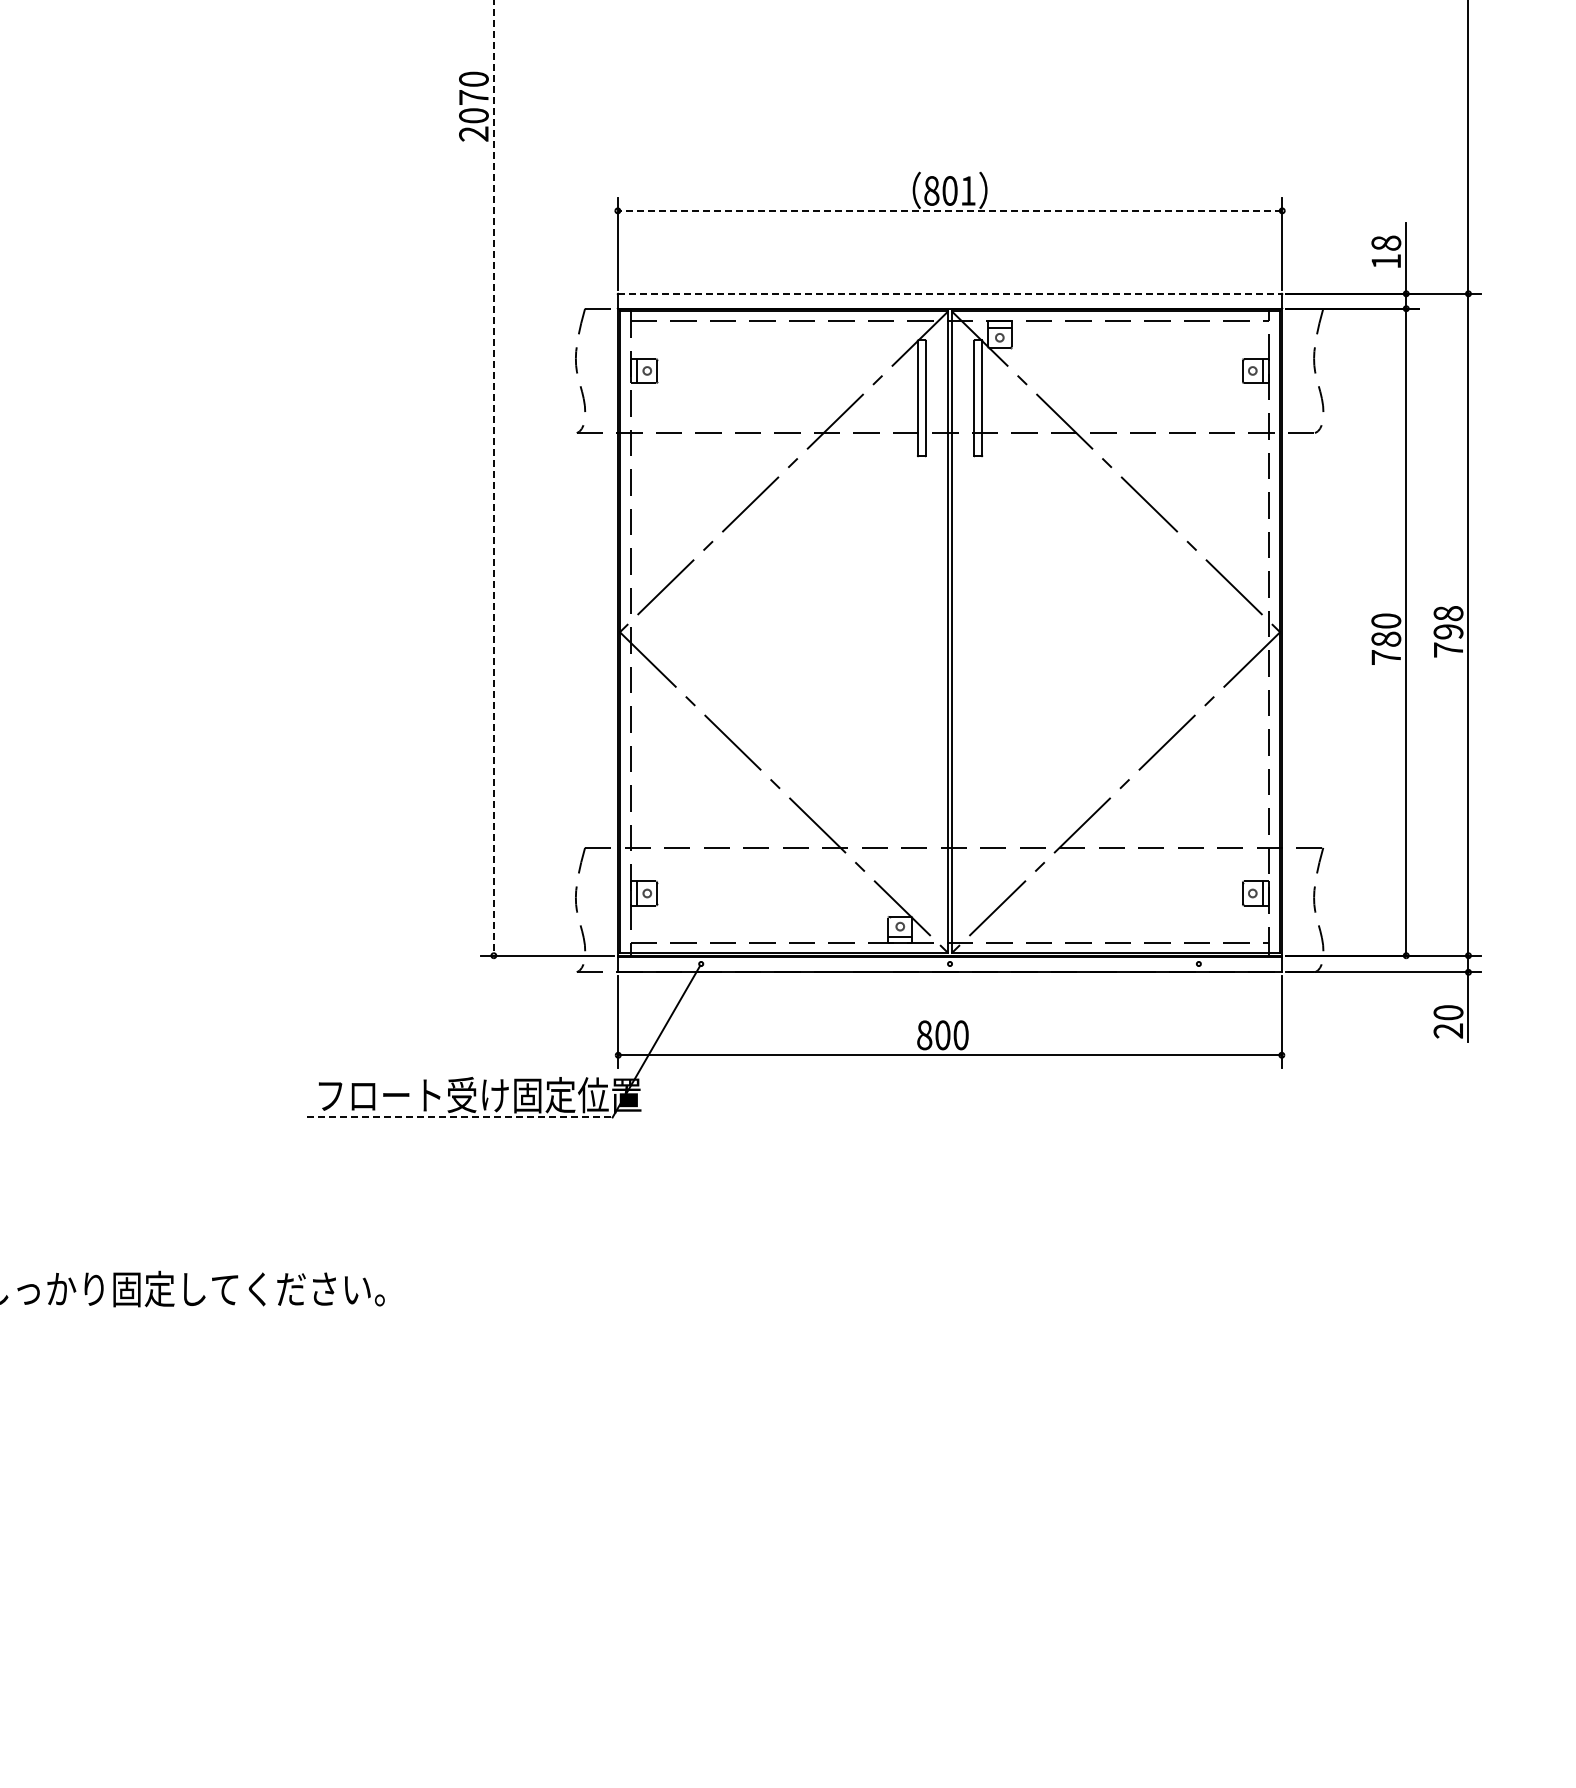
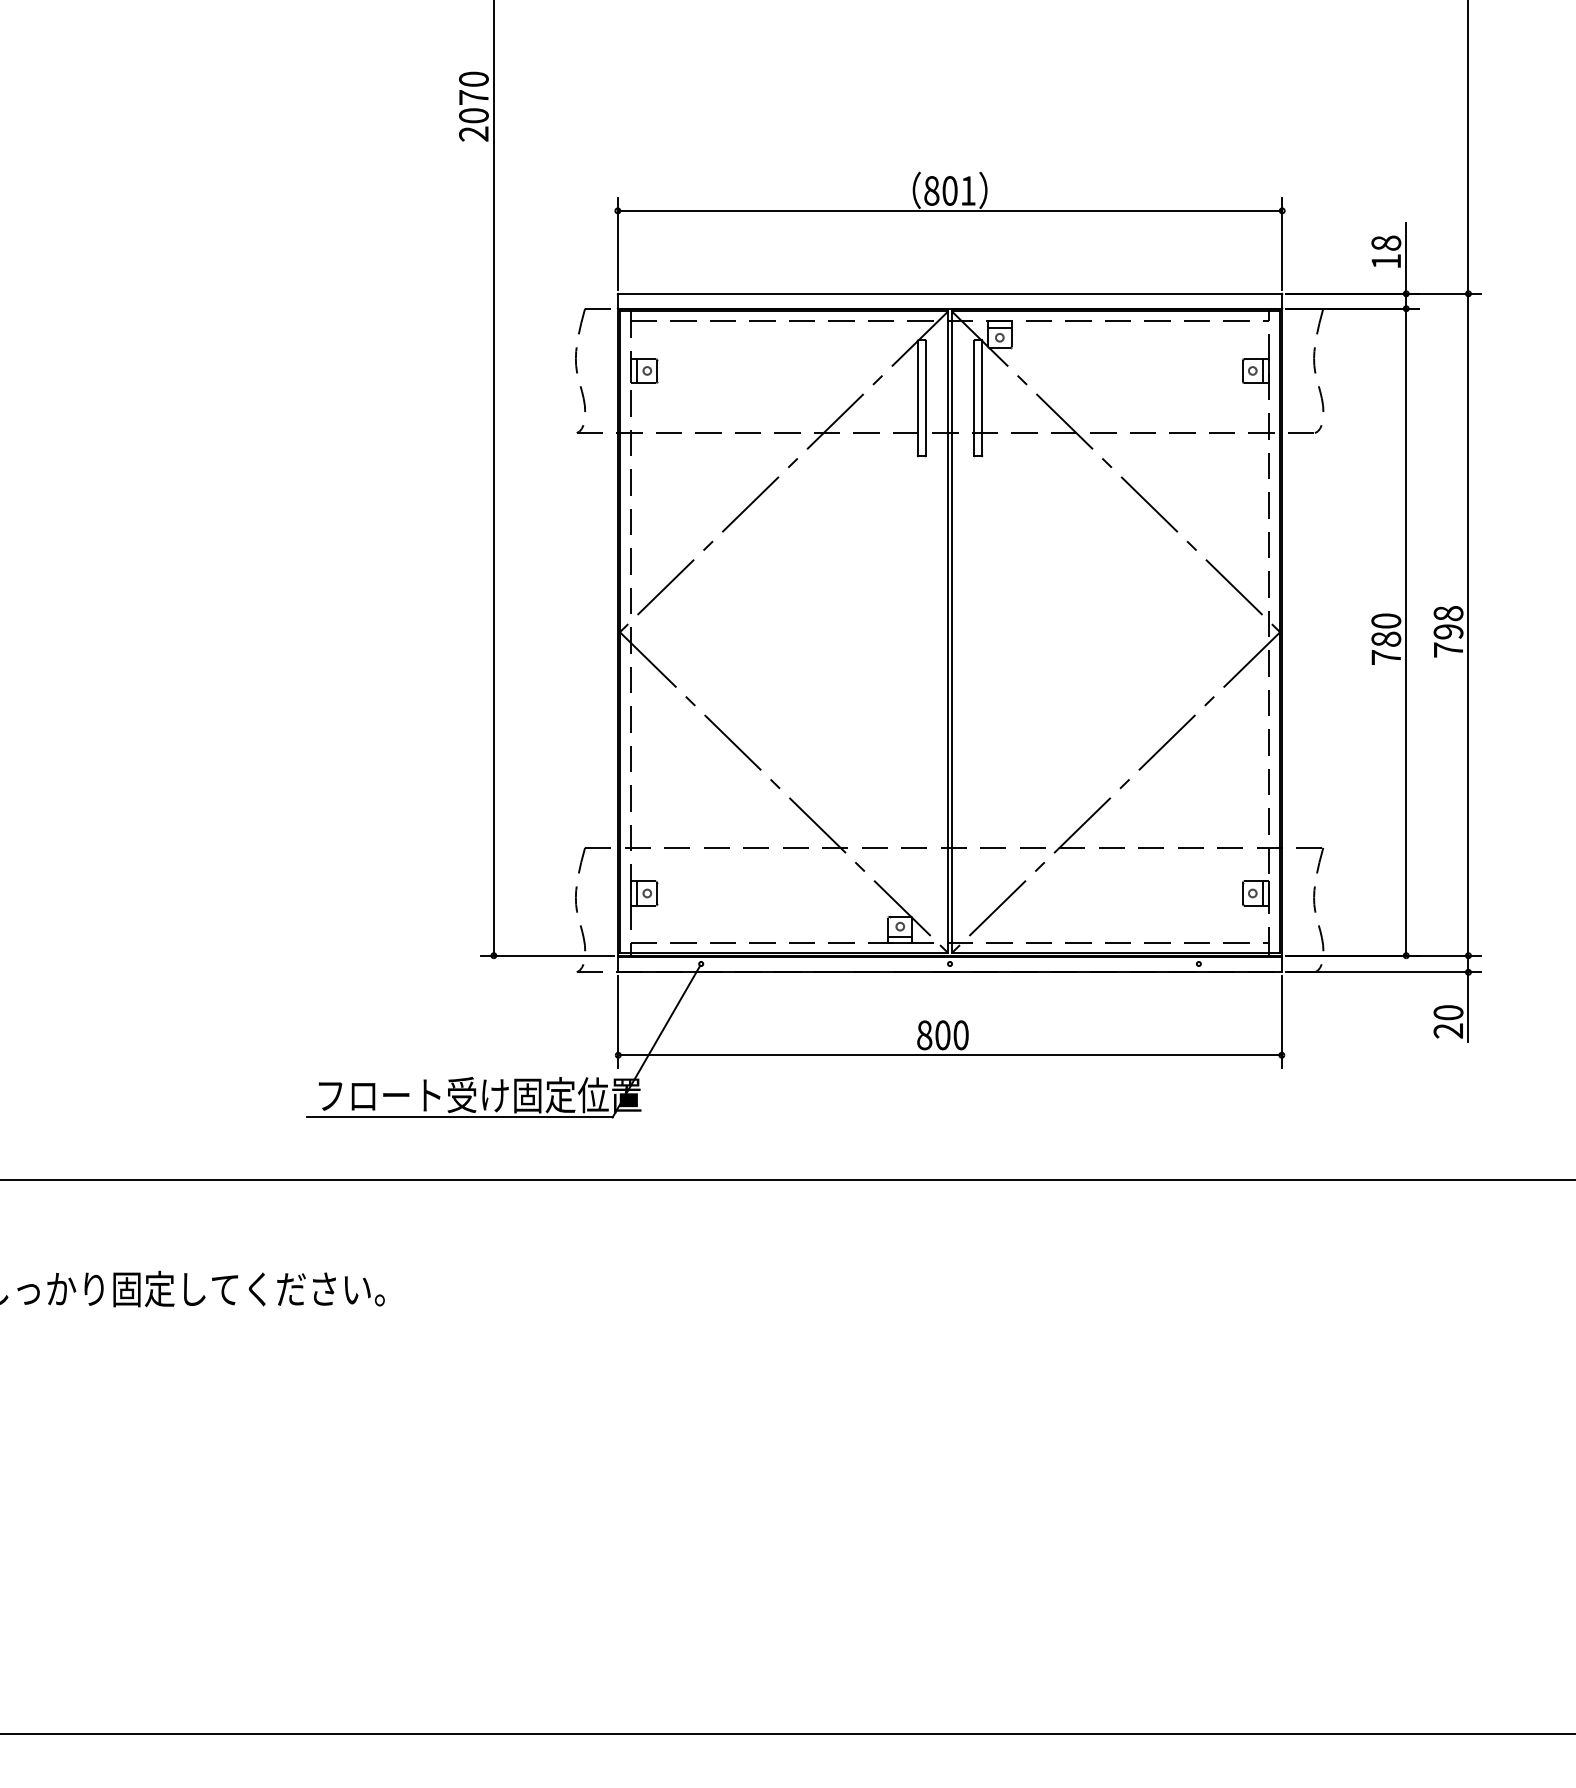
line: dashed -> solid (949, 210)
line: dashed -> solid (950, 293)
line: dashed -> solid (493, 478)
line: dashed -> solid (459, 1117)
line: none -> present (787, 1179)
line: none -> present (787, 1734)
